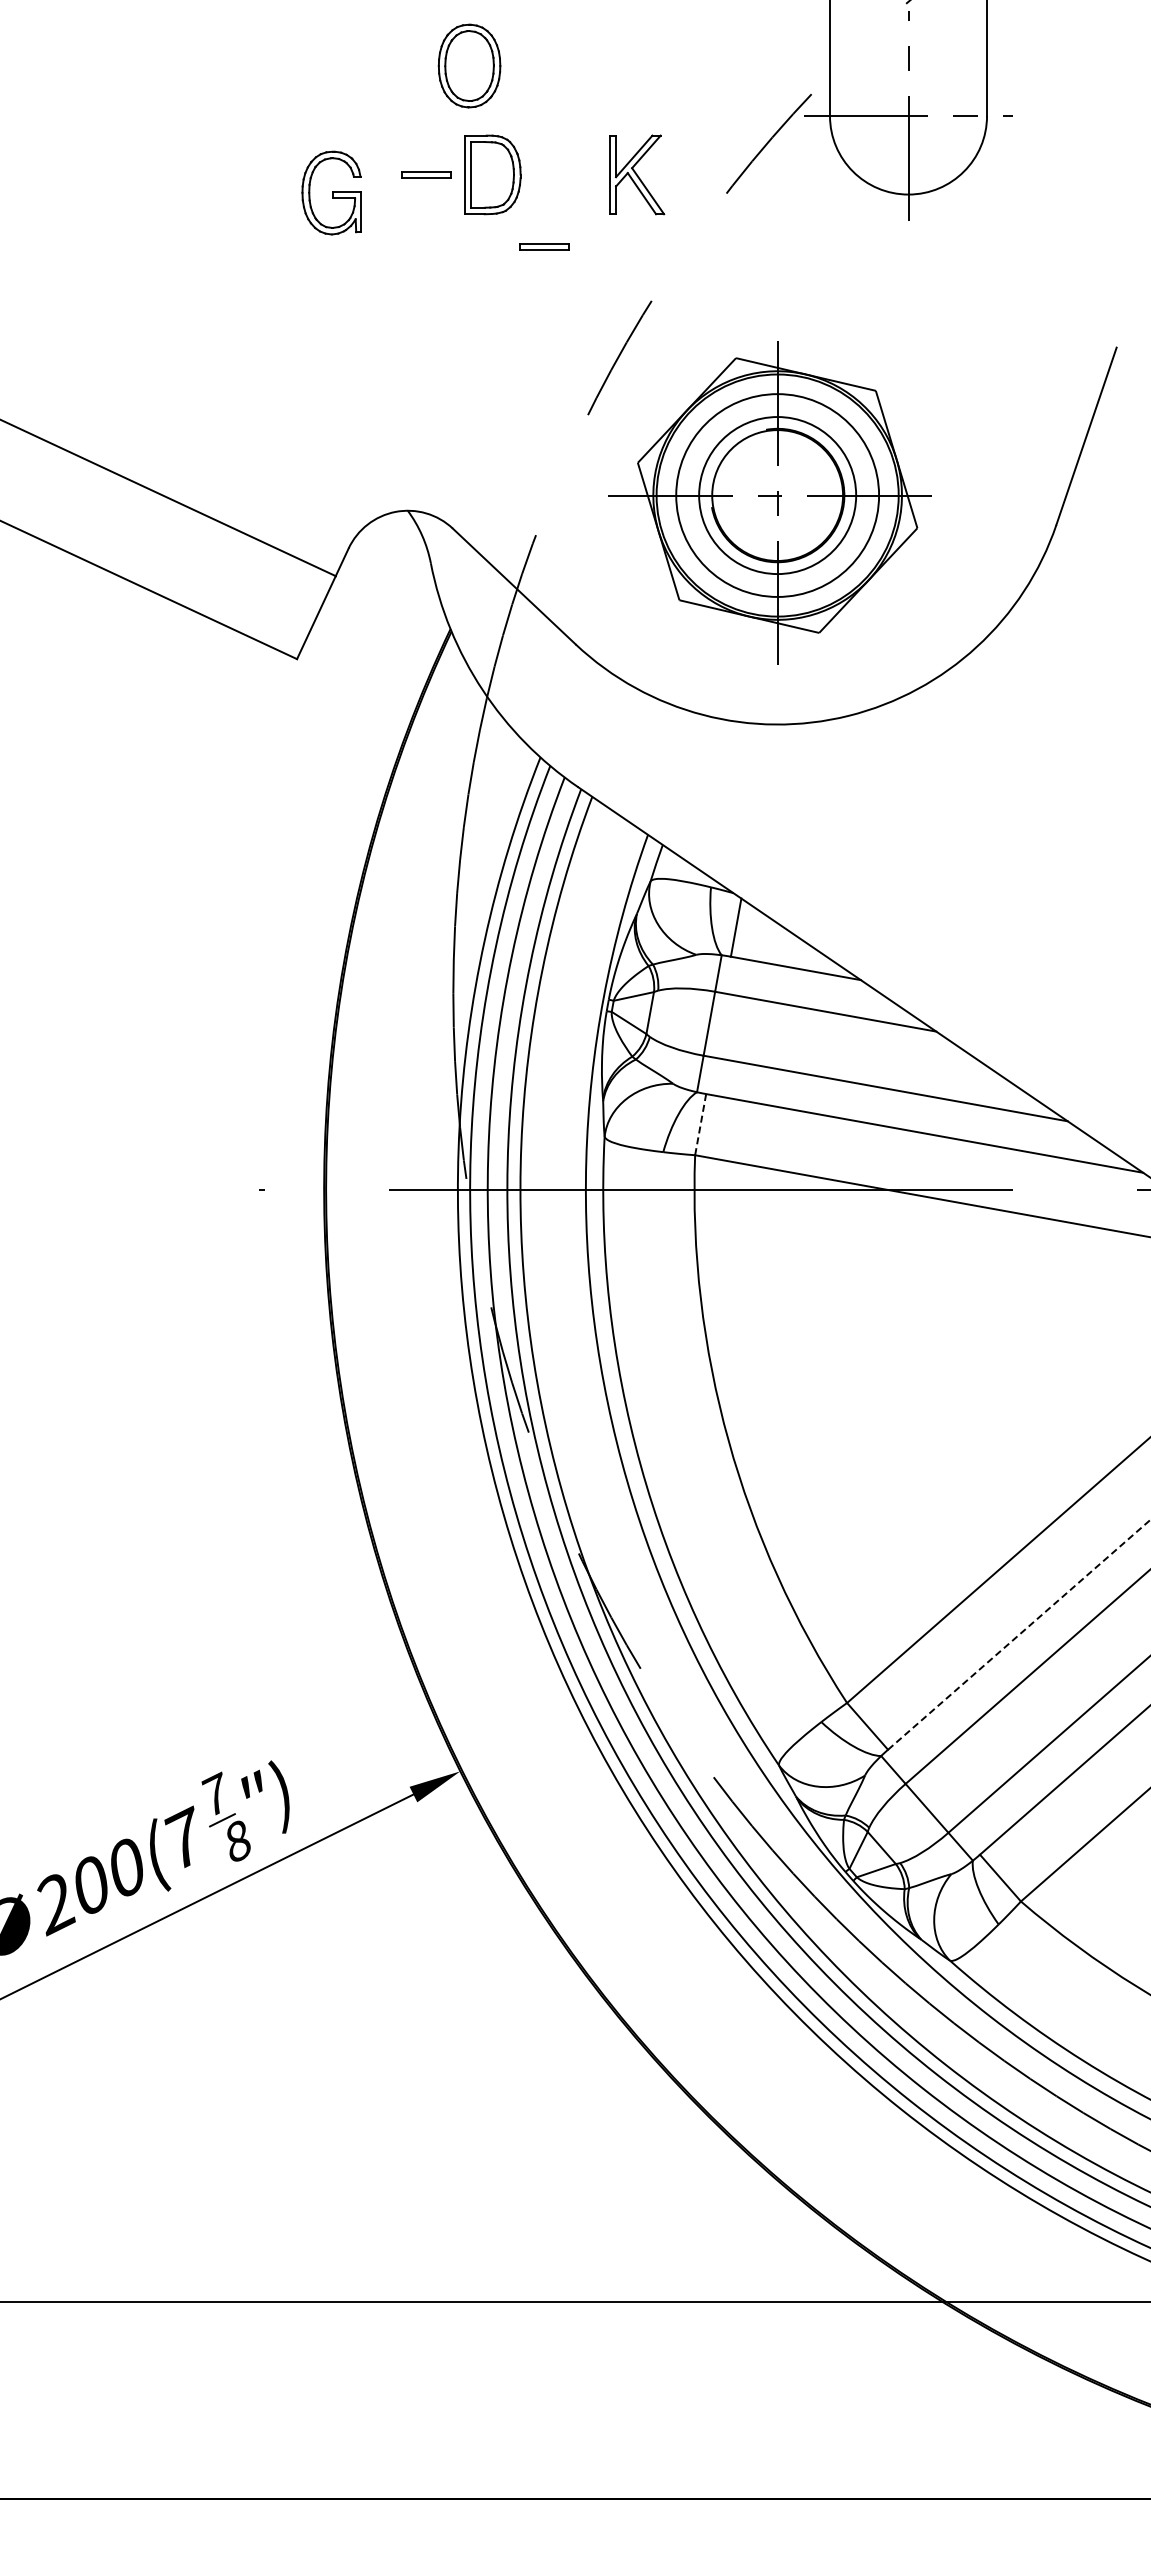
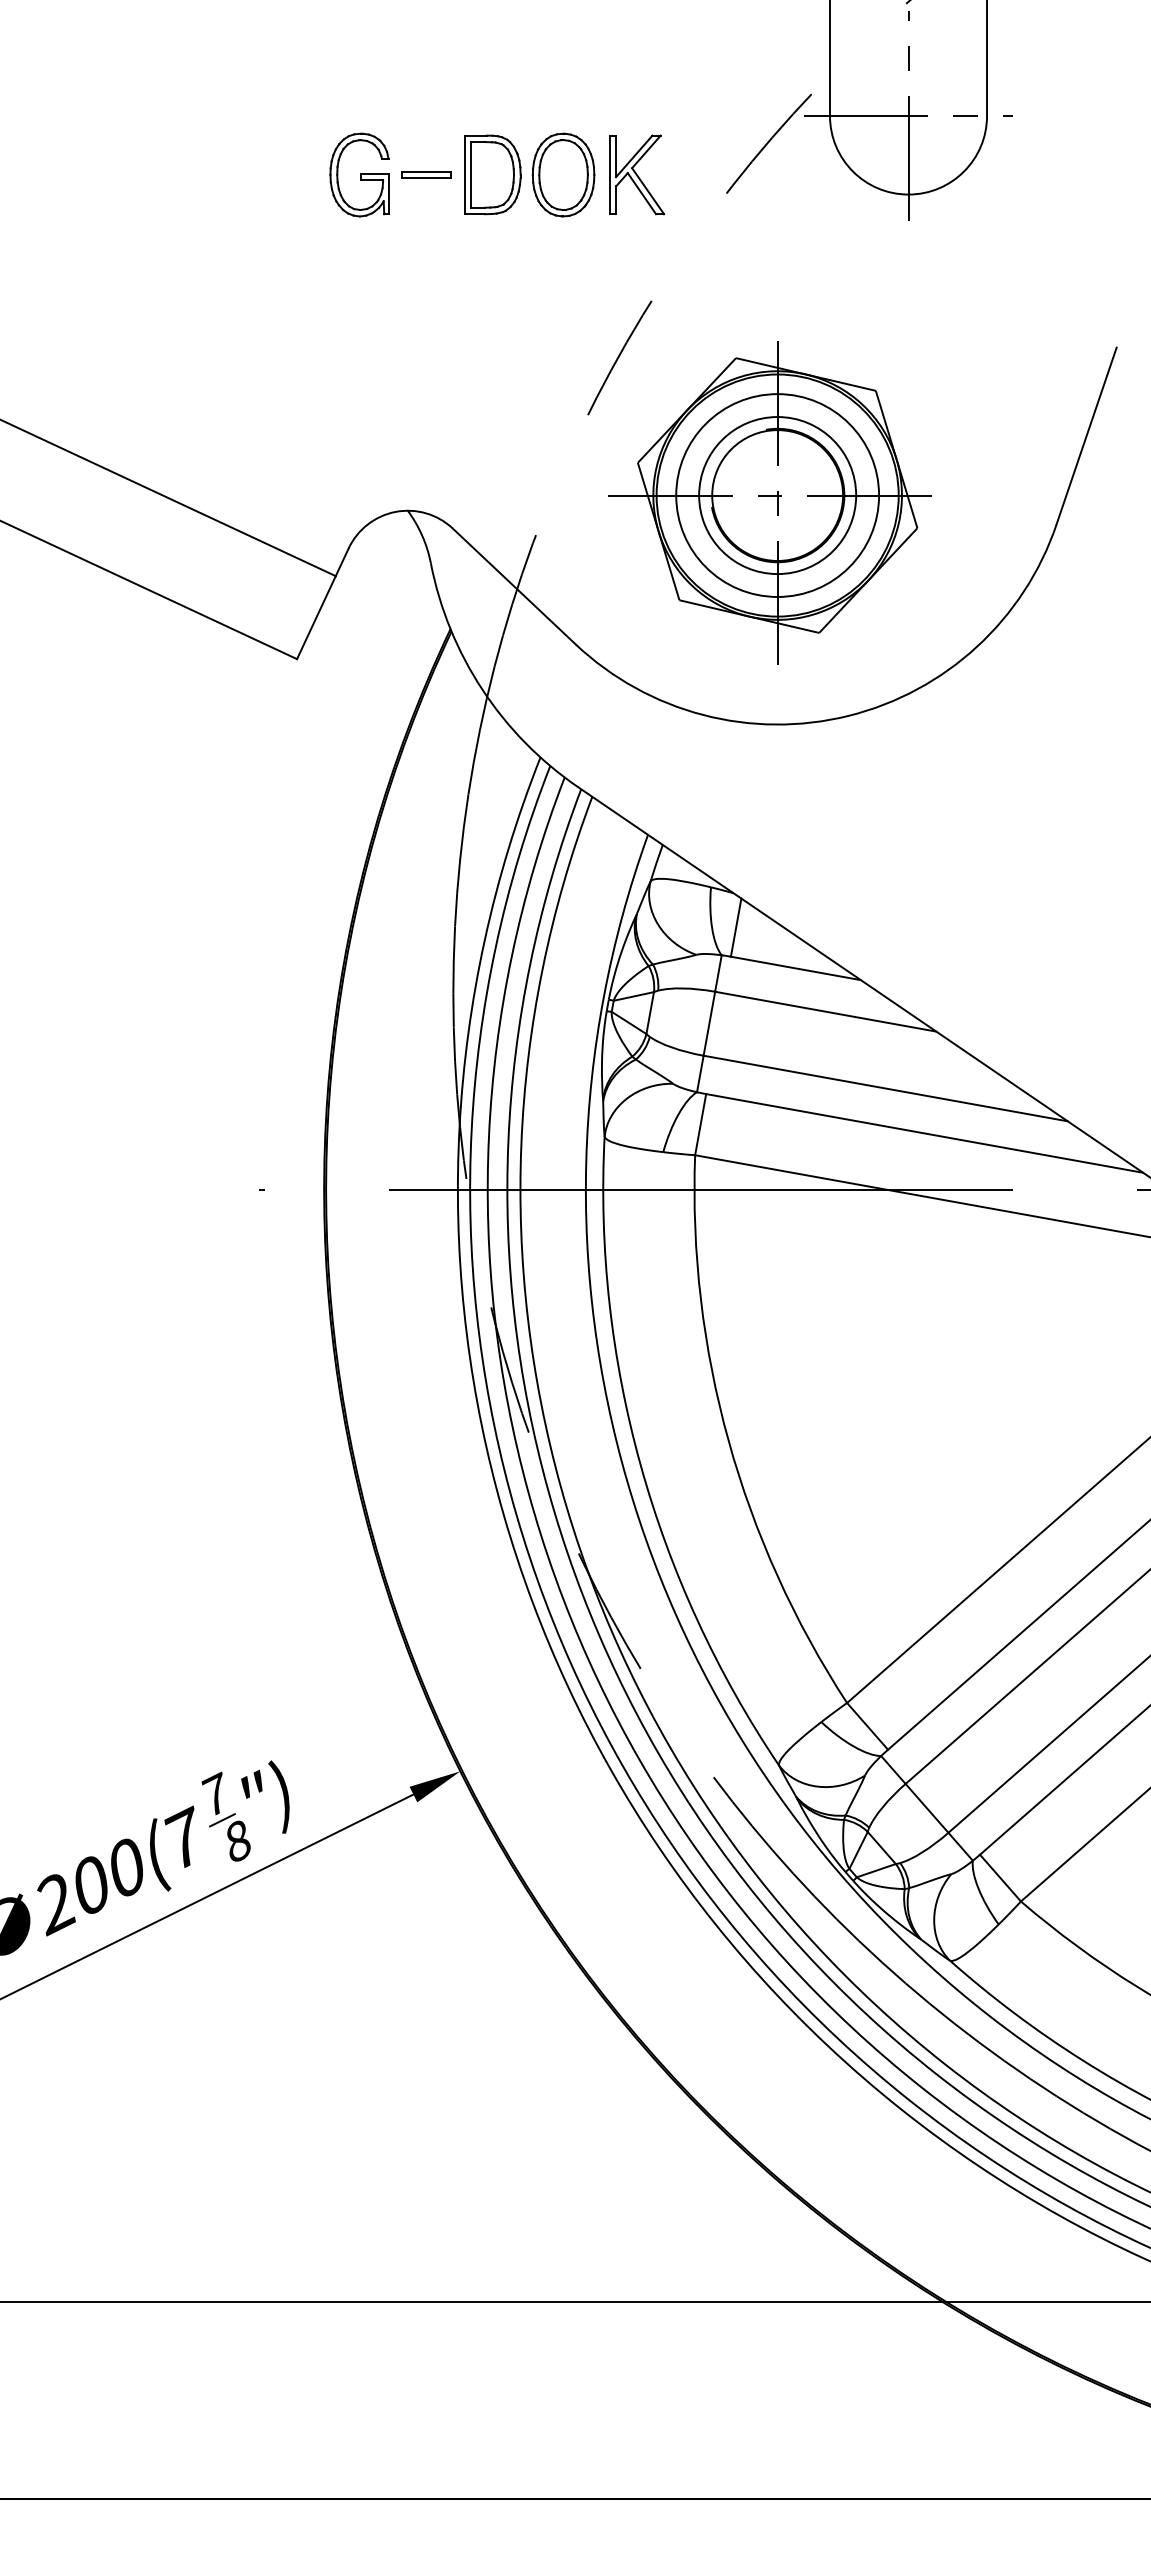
part position: (469, 65) -> (563, 174) (563, 174)
part position: (331, 192) -> (359, 174) (359, 174)
part: present -> none (544, 246)
line: dashed -> solid (700, 1125)
line: dashed -> solid (1019, 1634)
